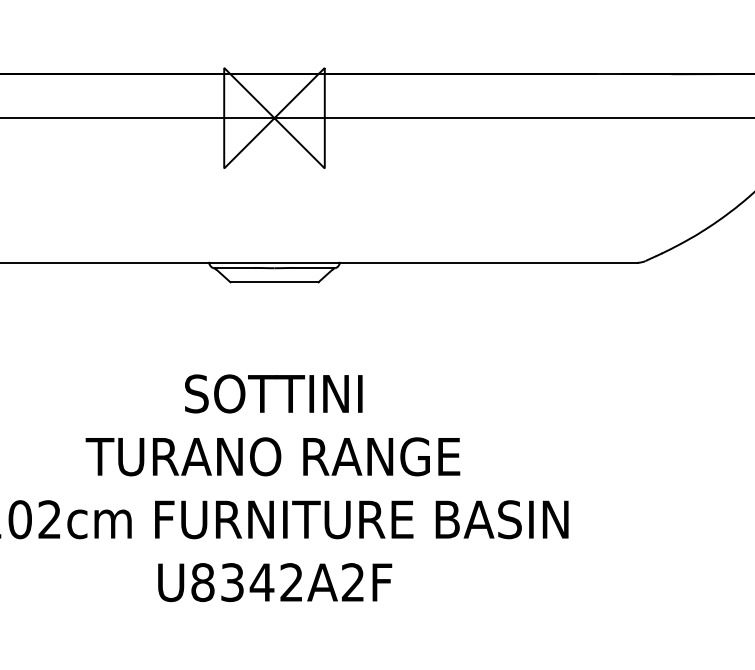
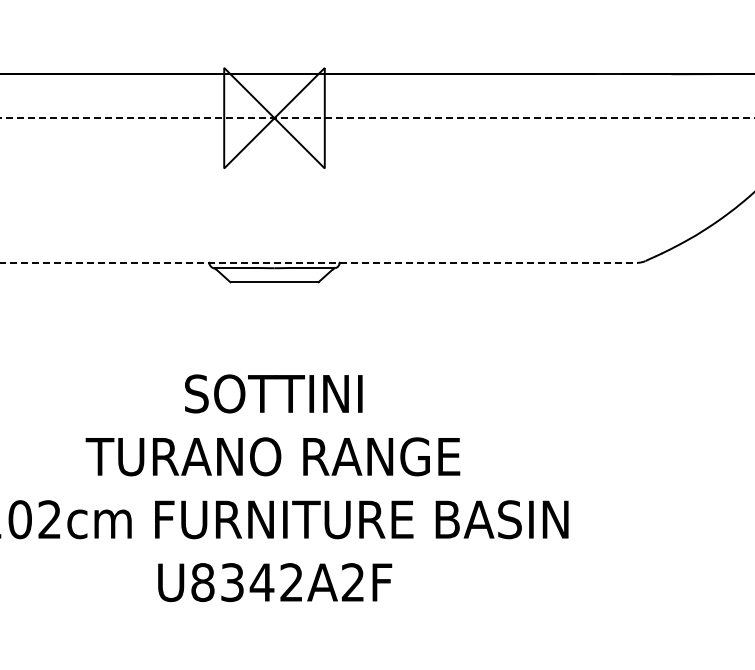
line: solid -> dashed (377, 118)
line: solid -> dashed (318, 262)
